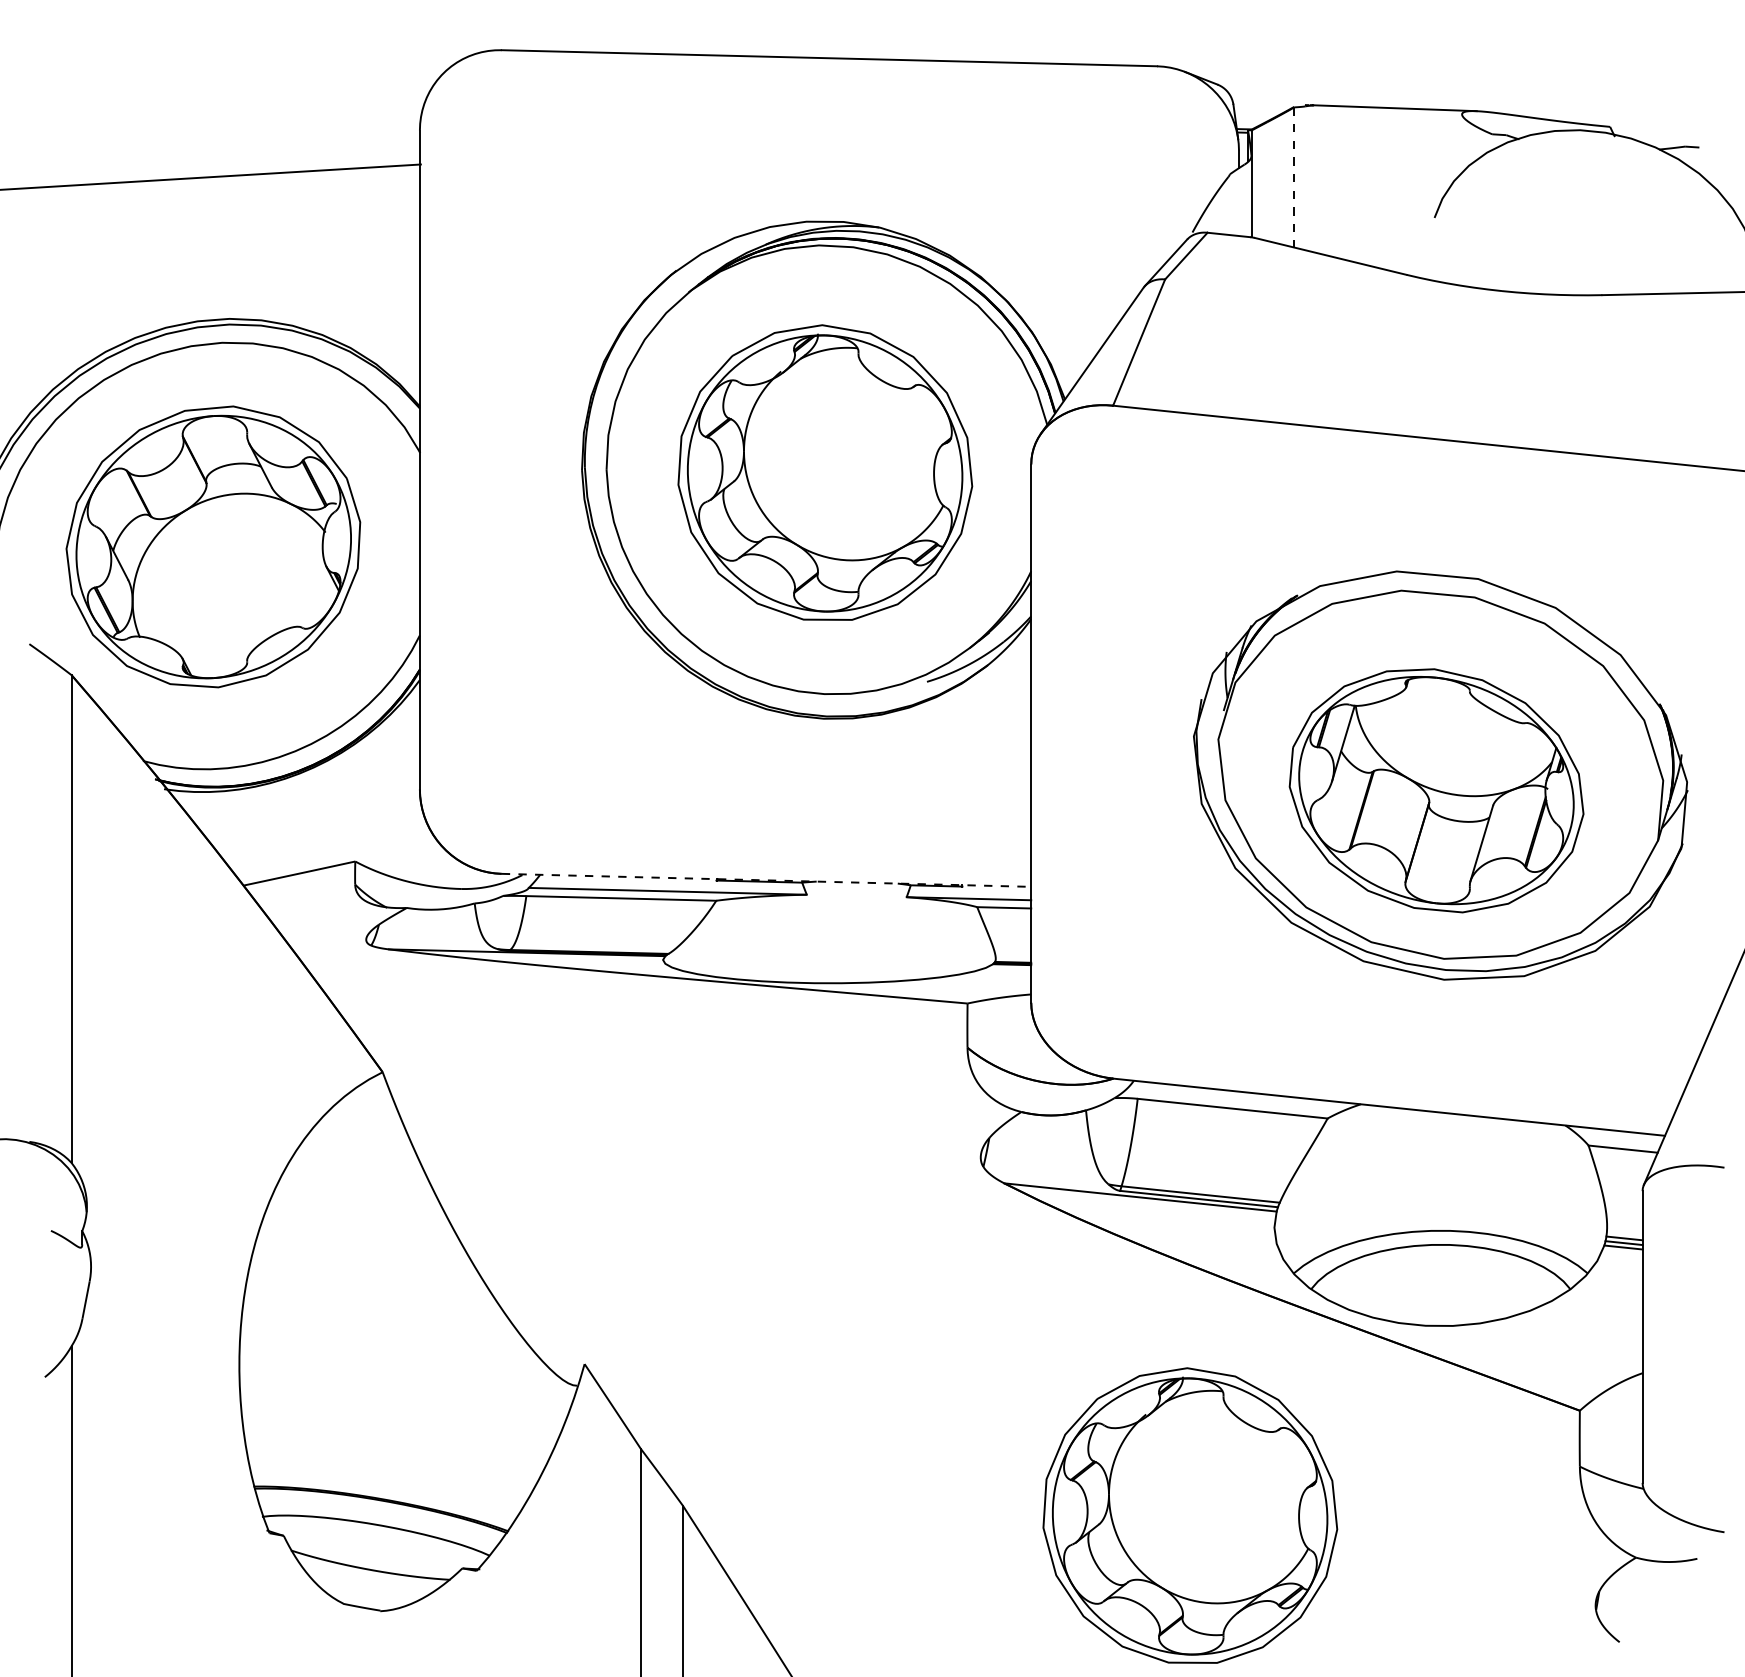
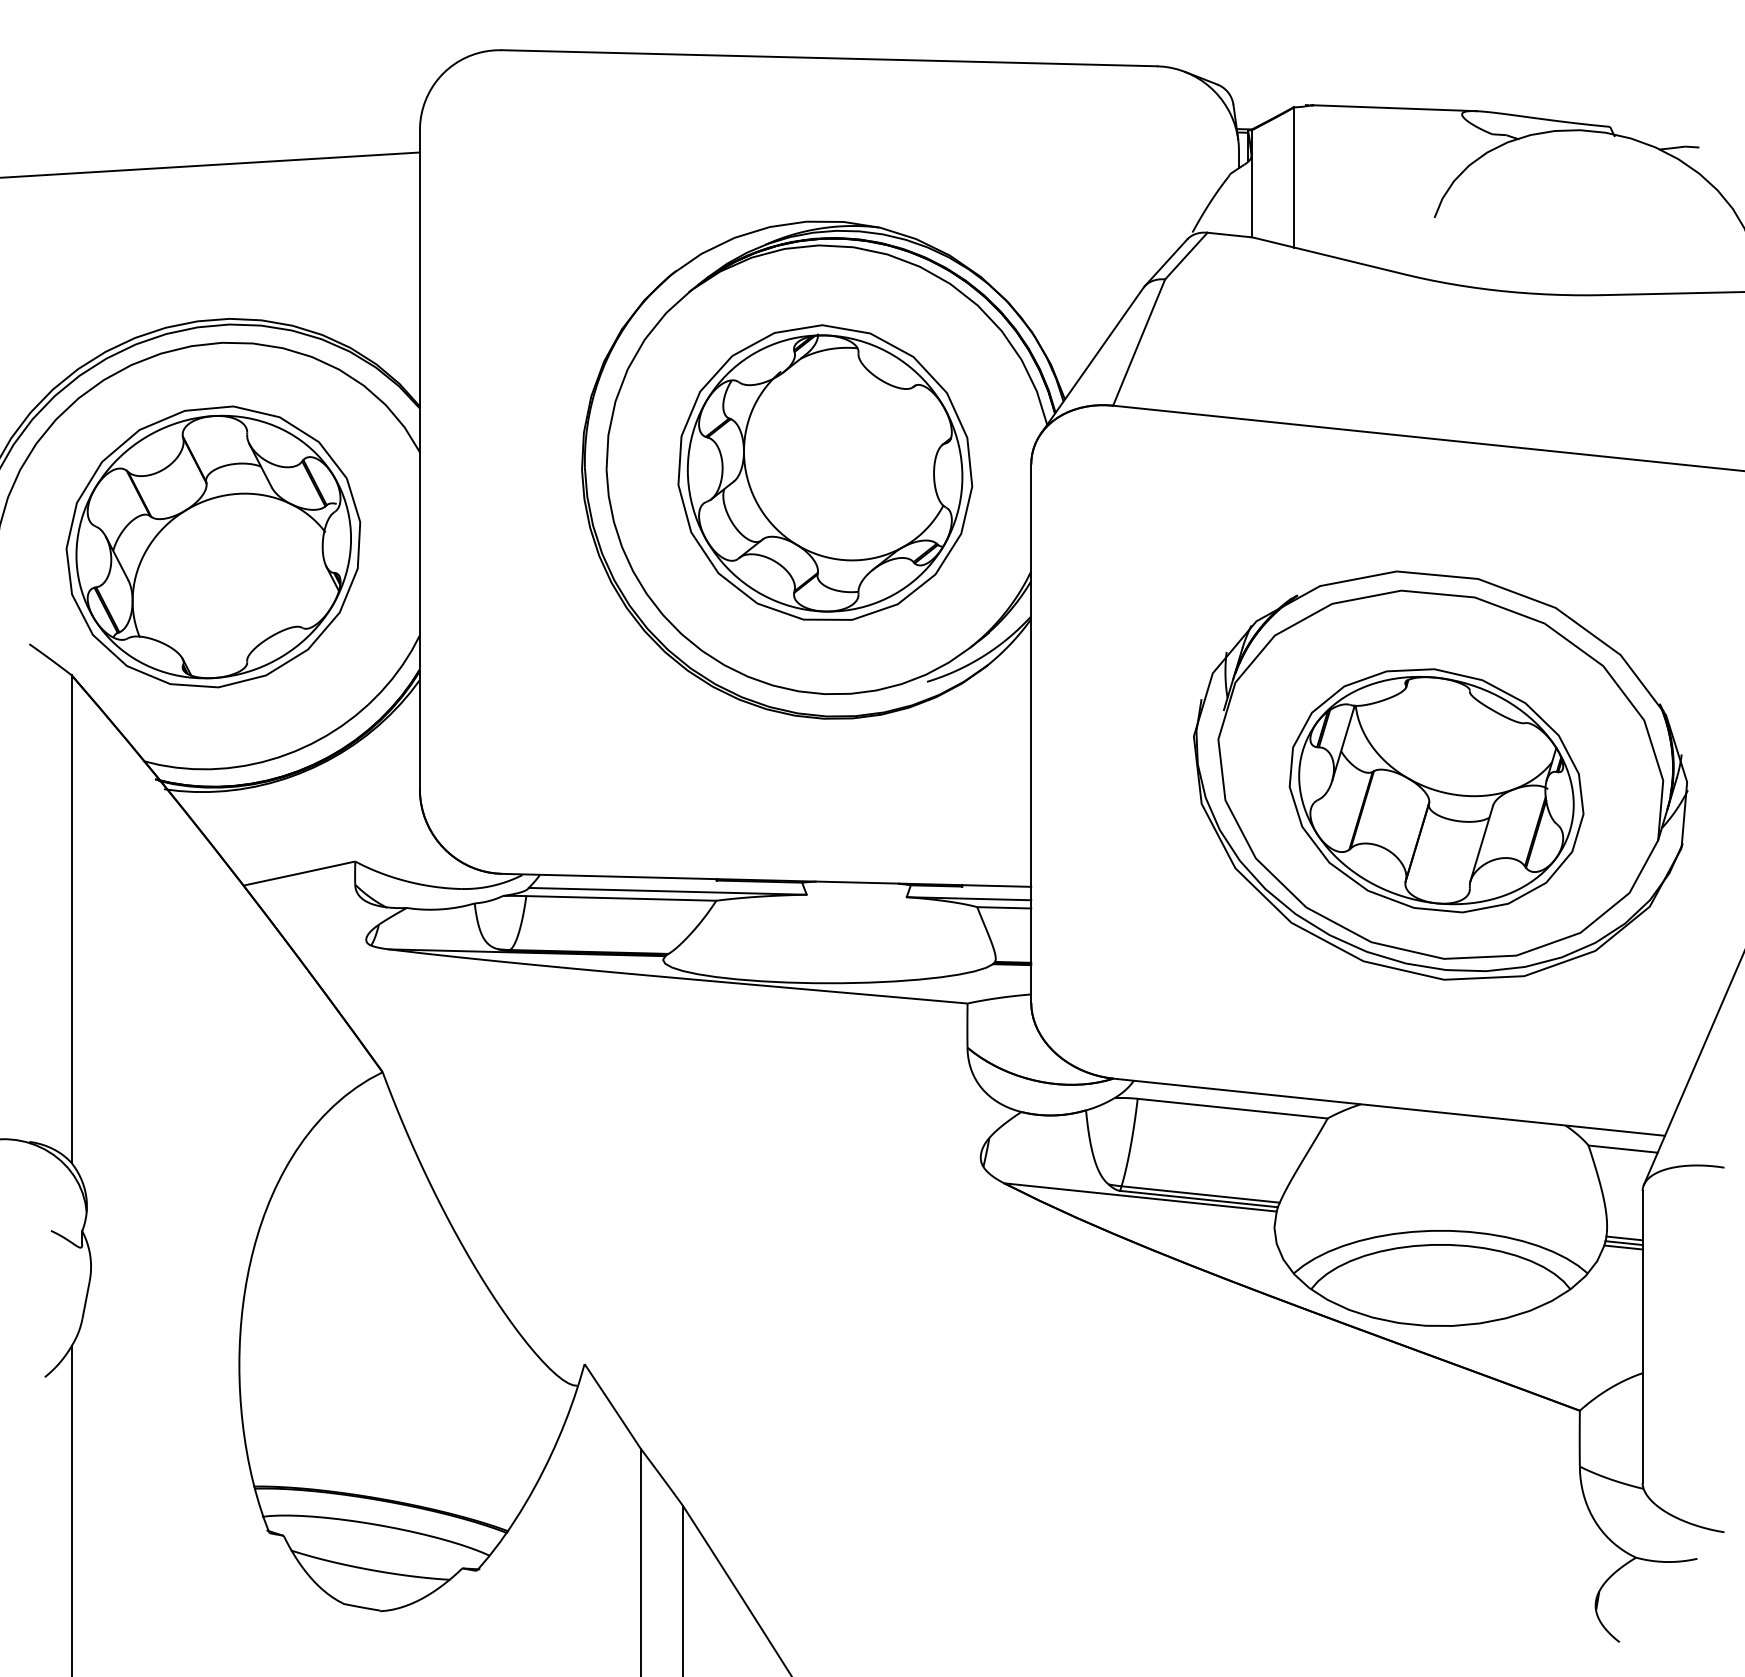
line position: (211, 176) -> (210, 164) (210, 164)
line: dashed -> solid (1294, 177)
line: dashed -> solid (766, 880)
part: present -> none (1190, 1515)
